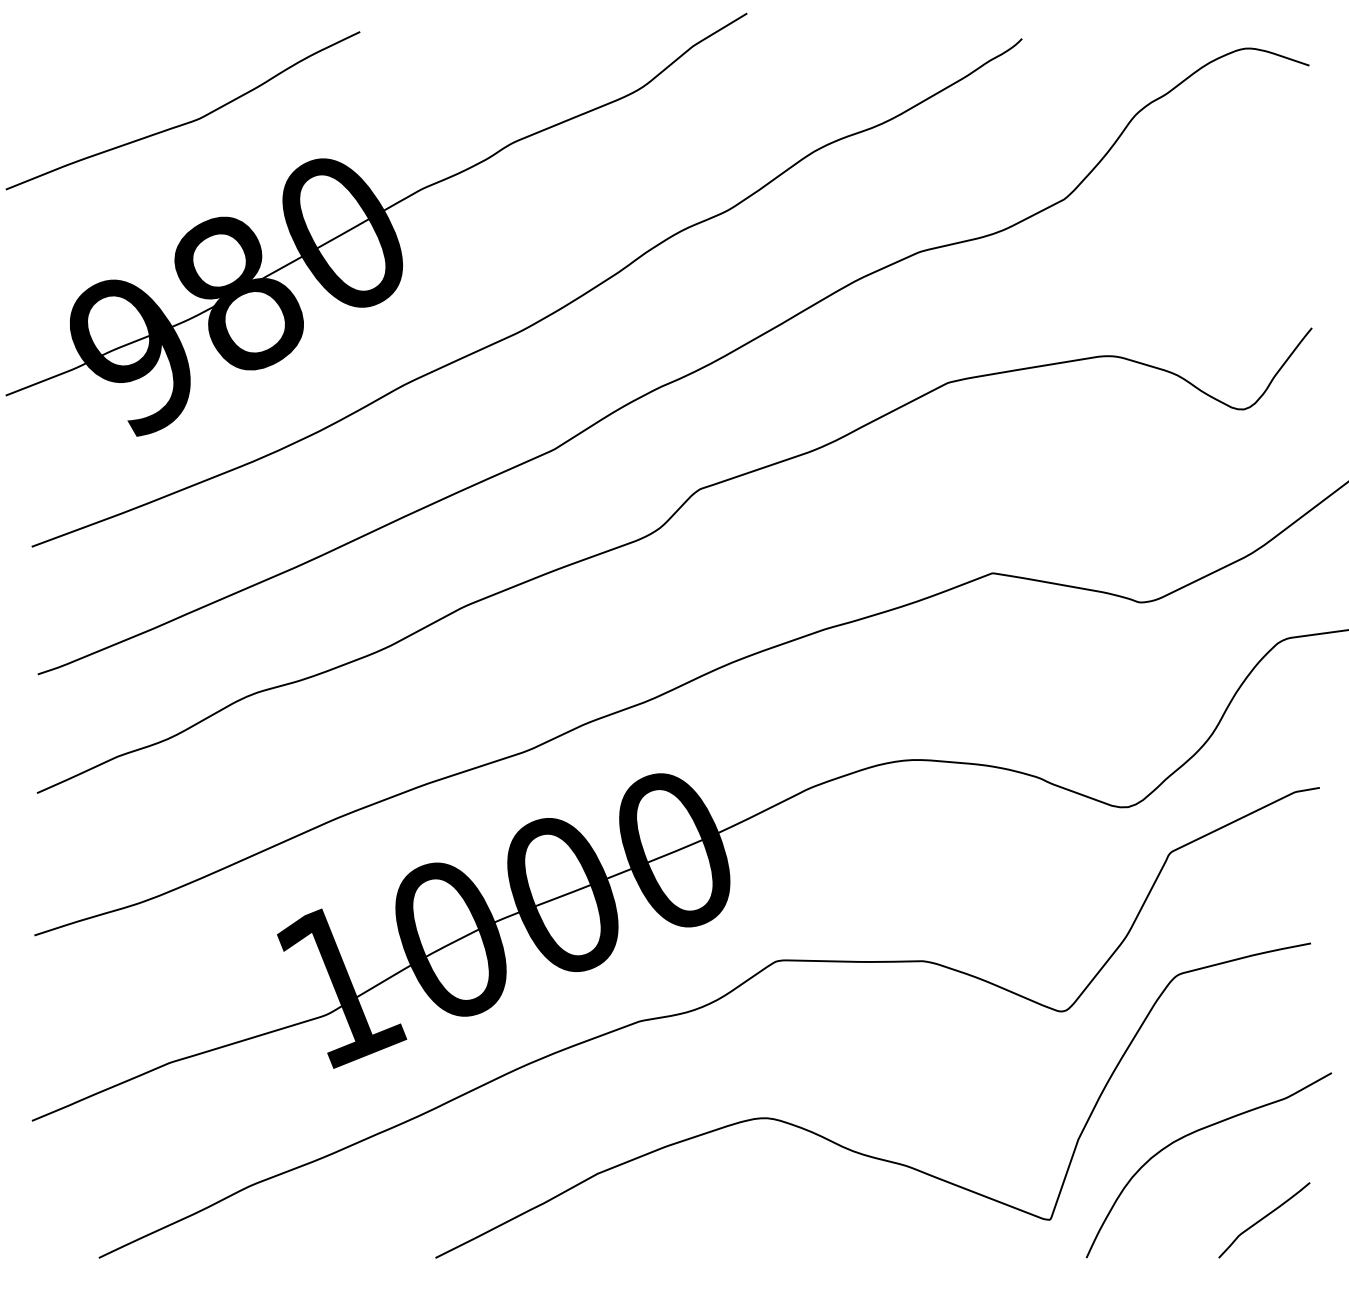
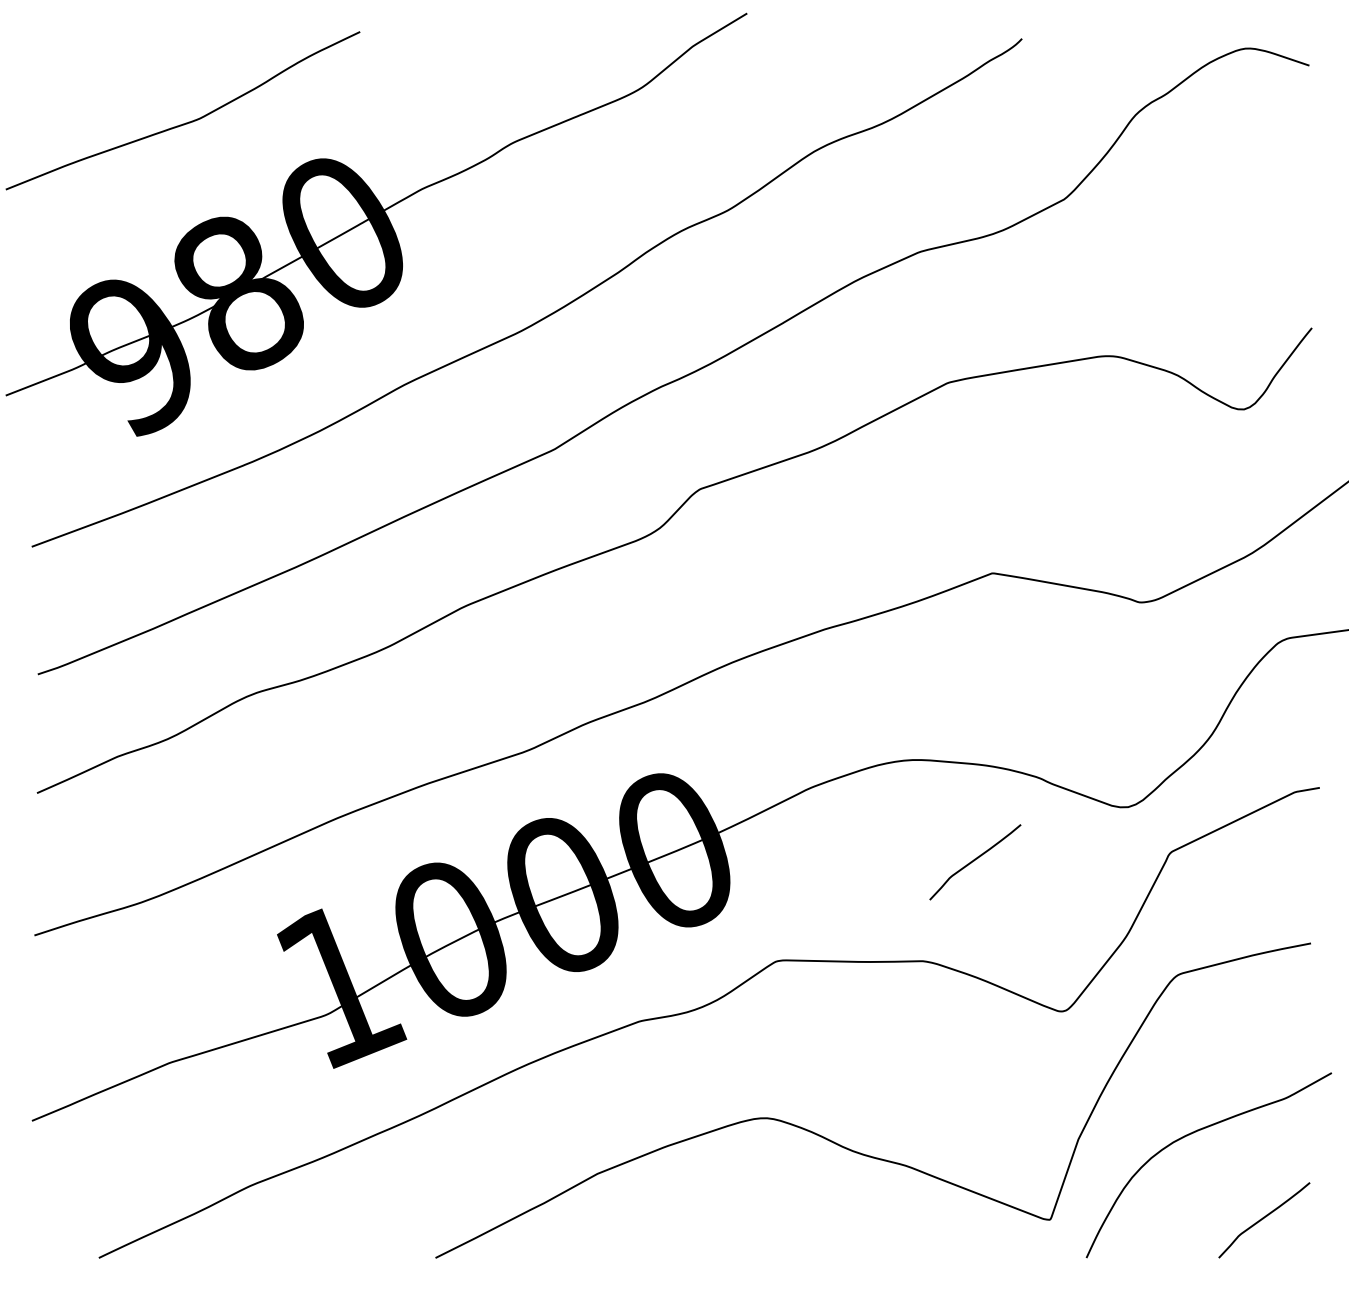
curve: none -> present (974, 861)
